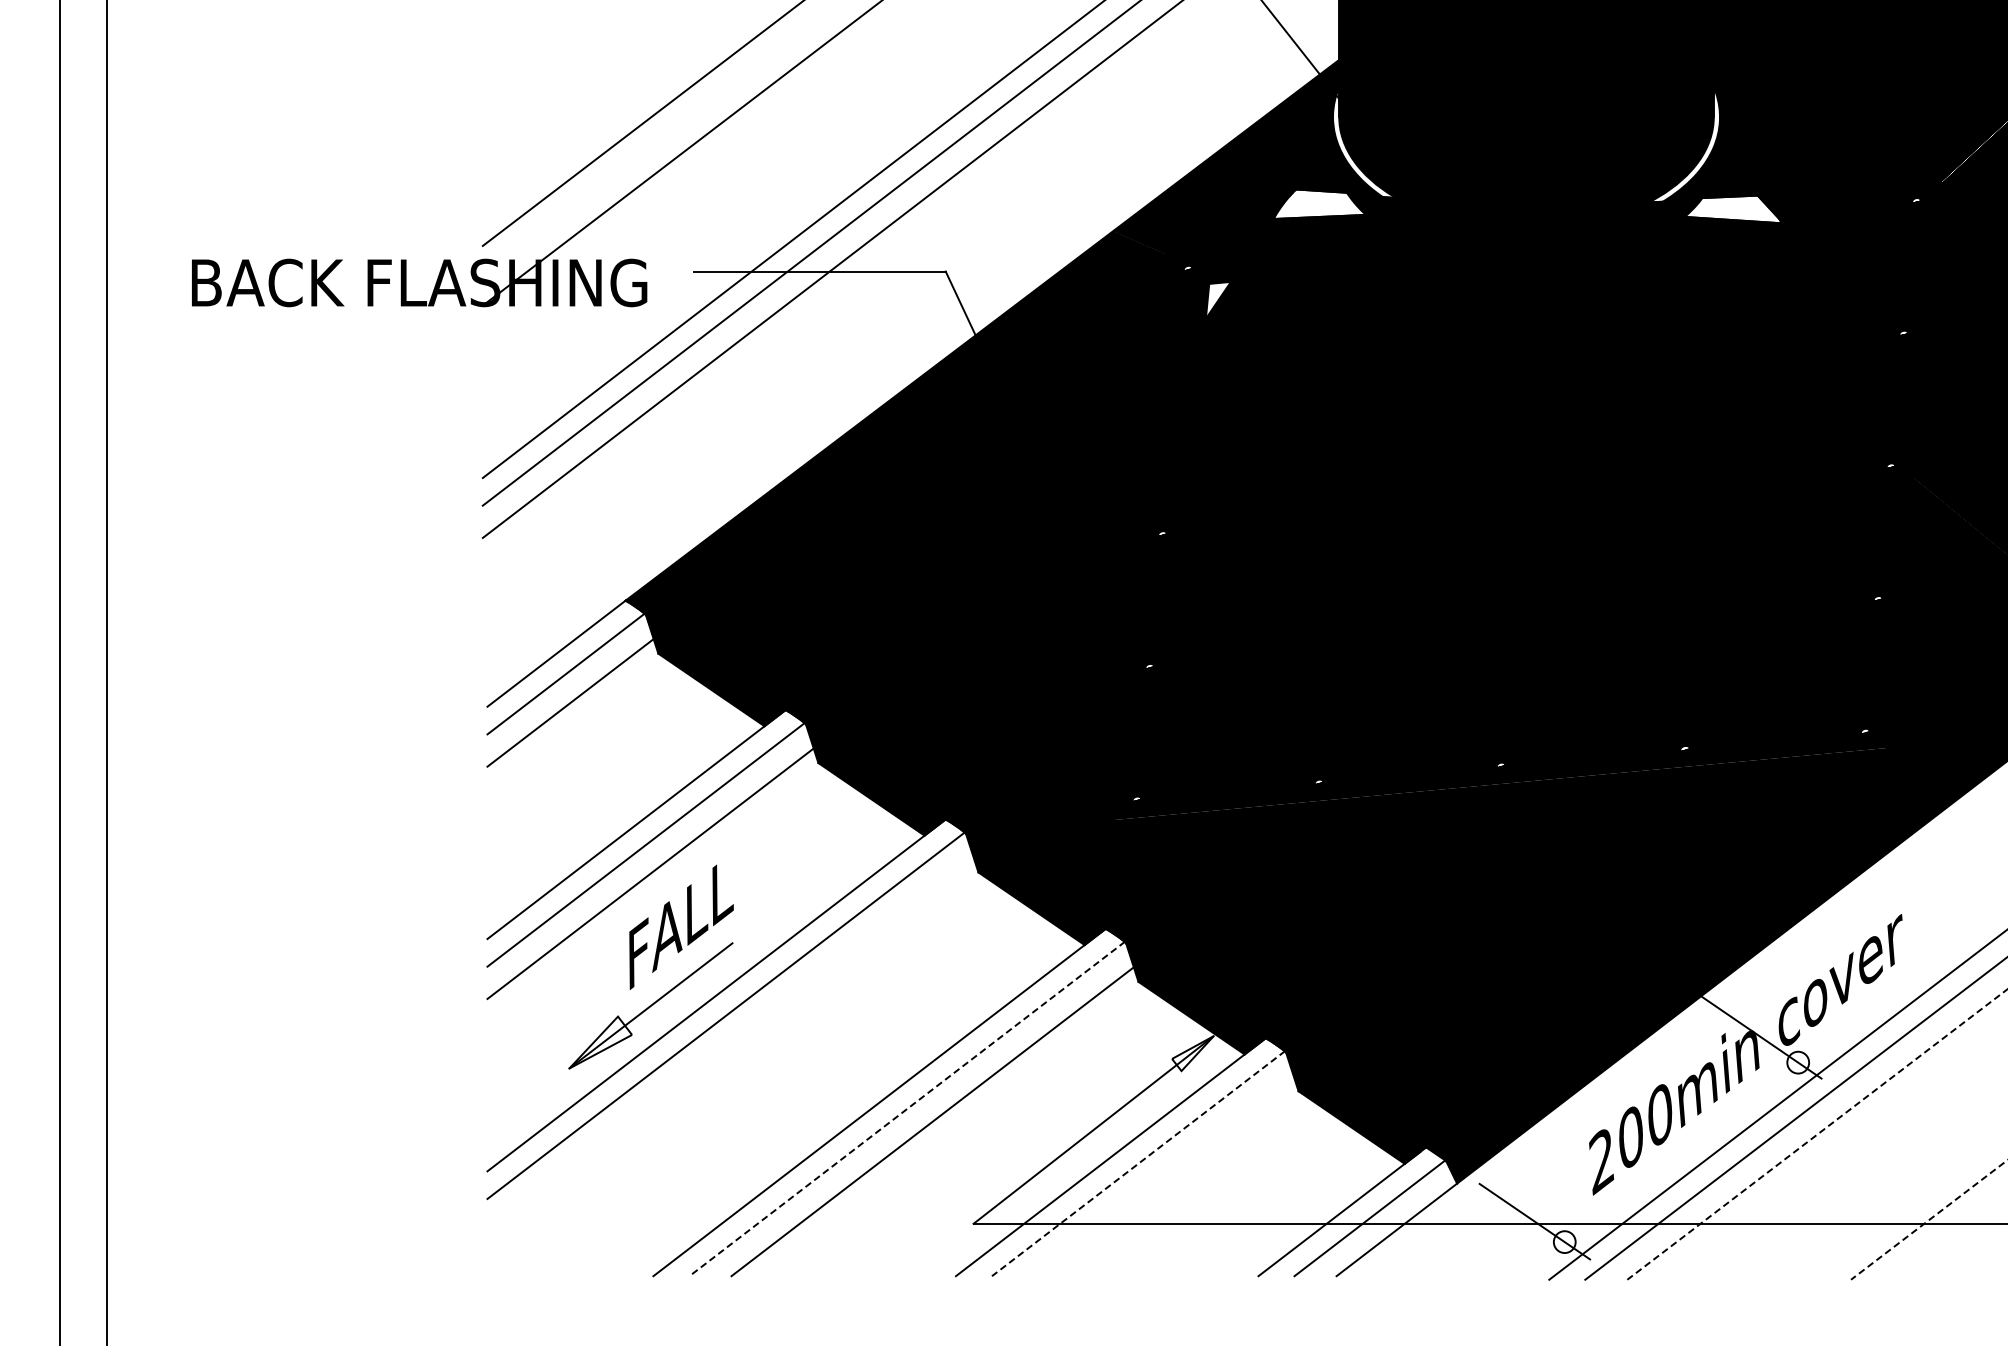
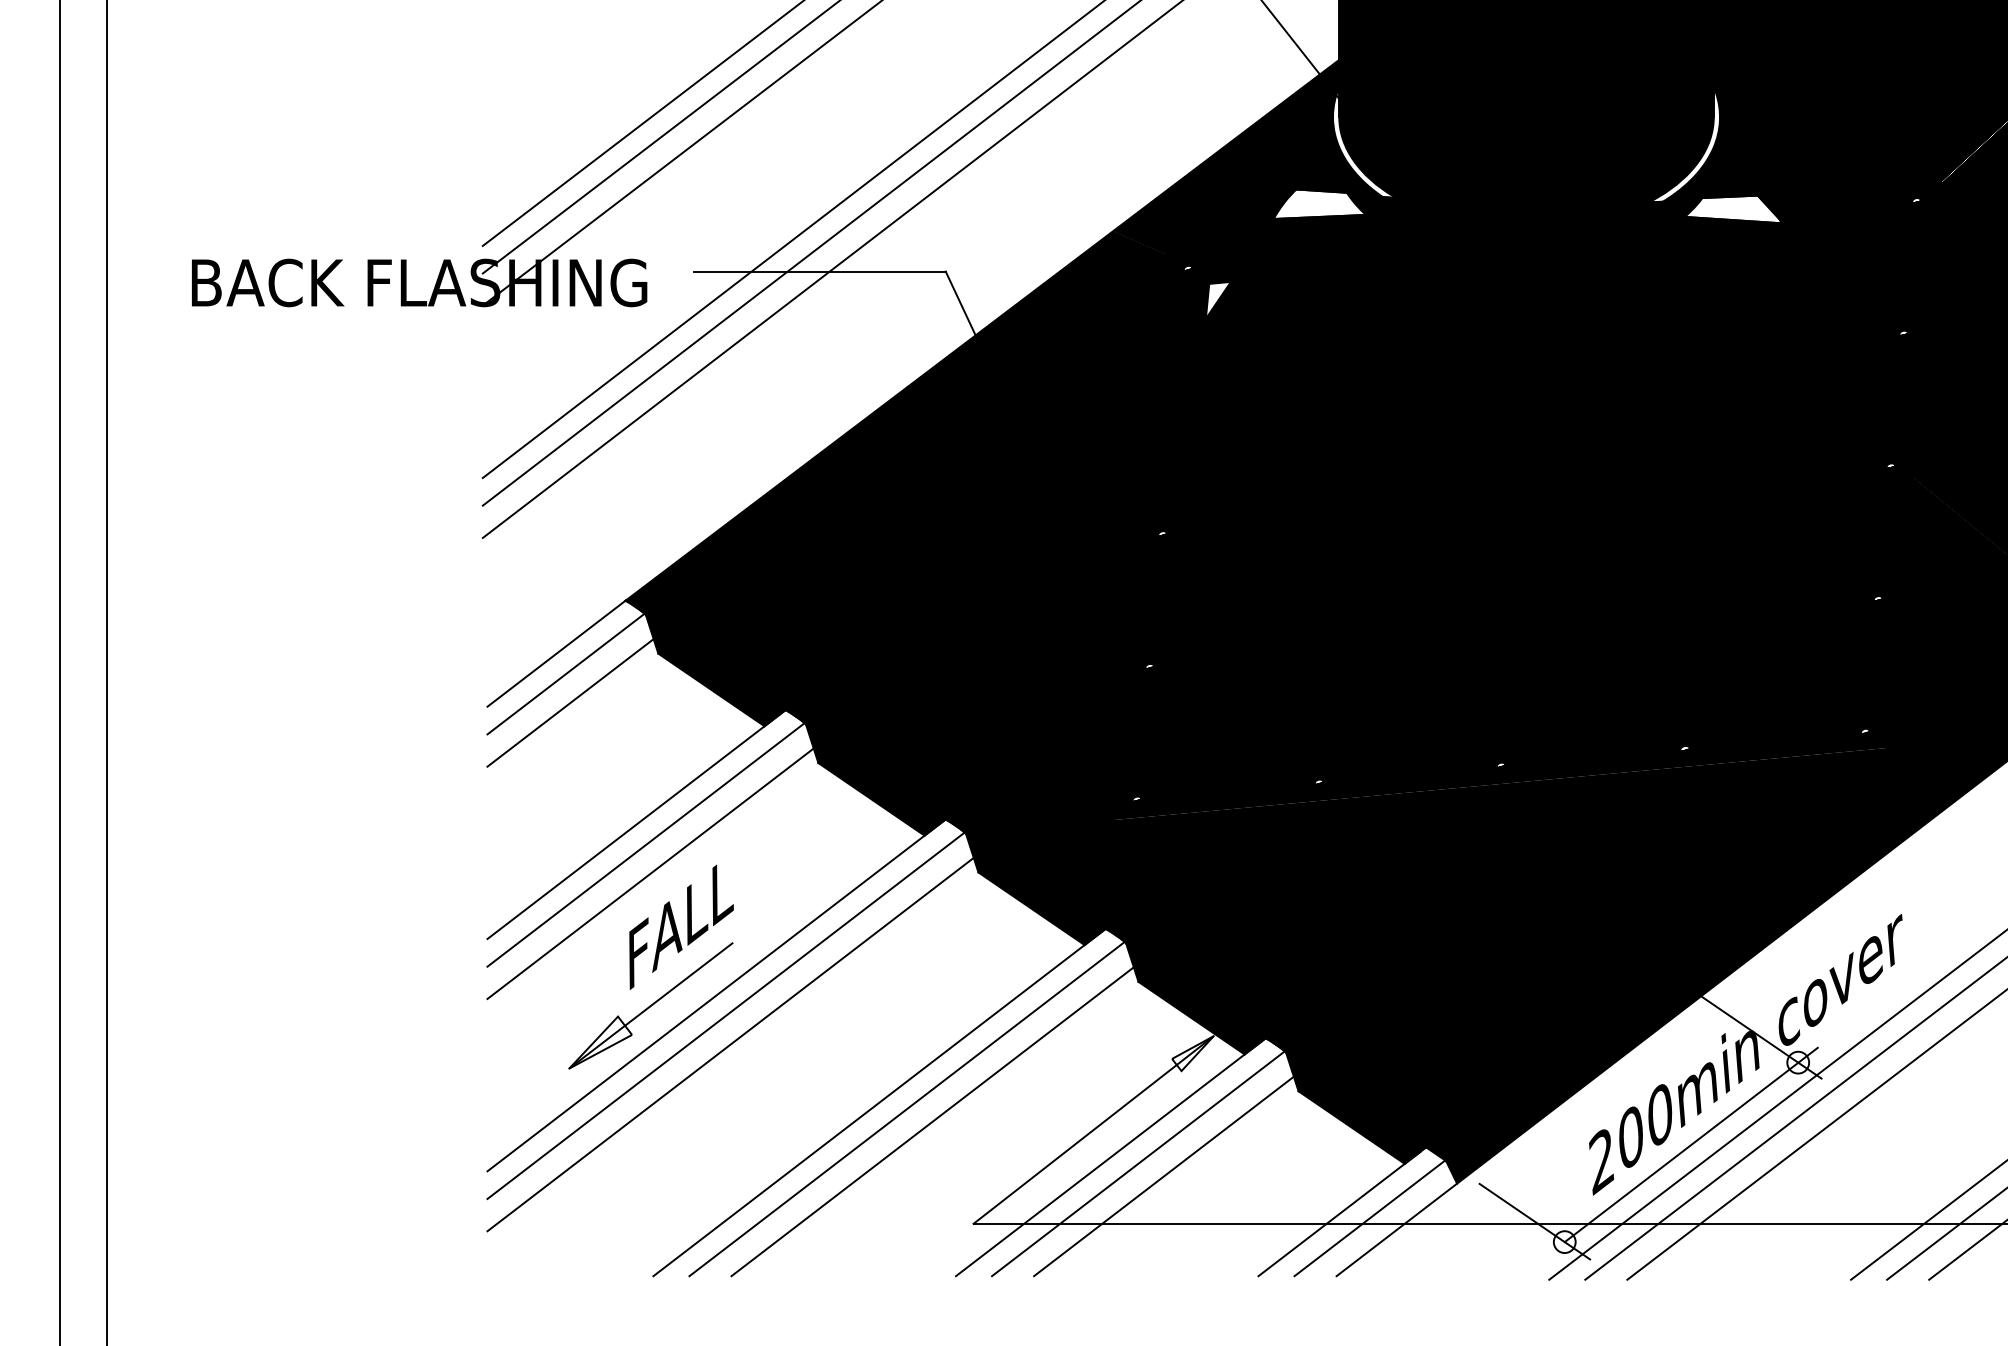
line: none -> present (659, 137)
line: none -> present (730, 1044)
line: dashed -> solid (907, 1108)
line: dashed -> solid (1817, 1134)
line: none -> present (1690, 1144)
line: dashed -> solid (1138, 1163)
line: none -> present (1163, 1176)
line: dashed -> solid (1928, 1220)
line: none -> present (1945, 1234)
line: none -> present (1966, 1250)
